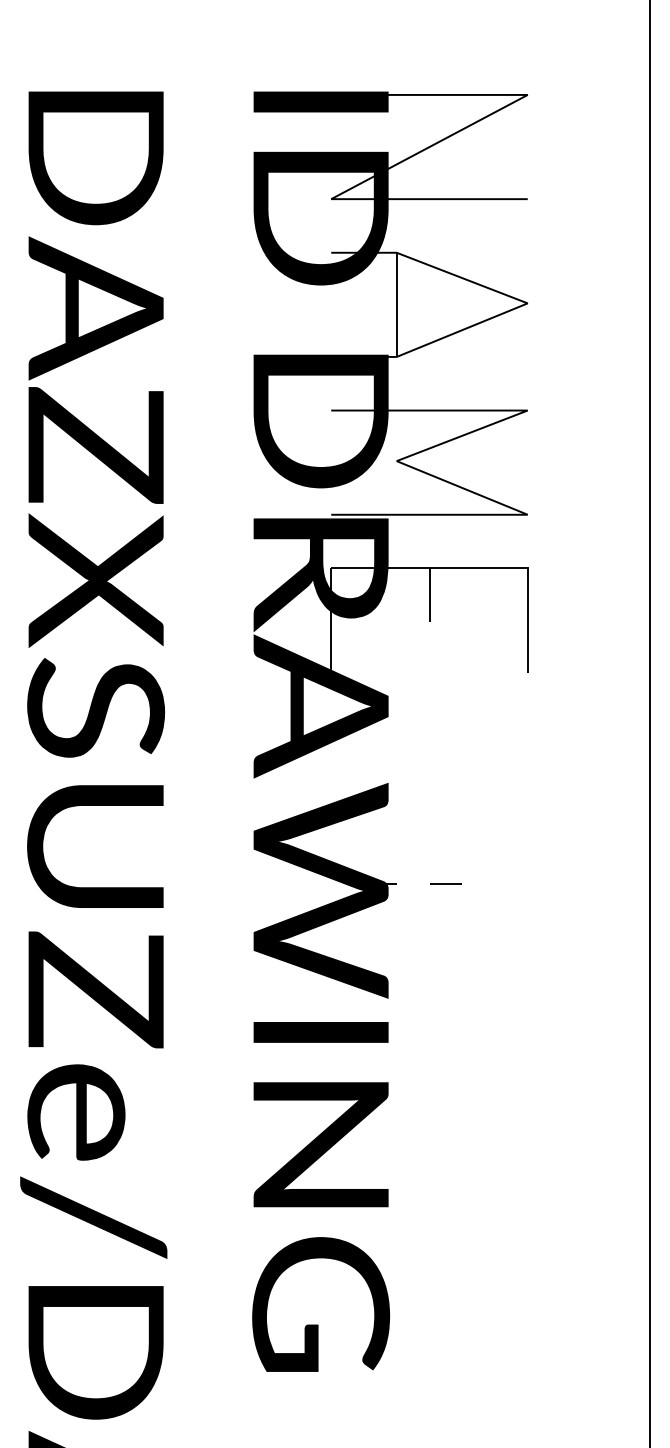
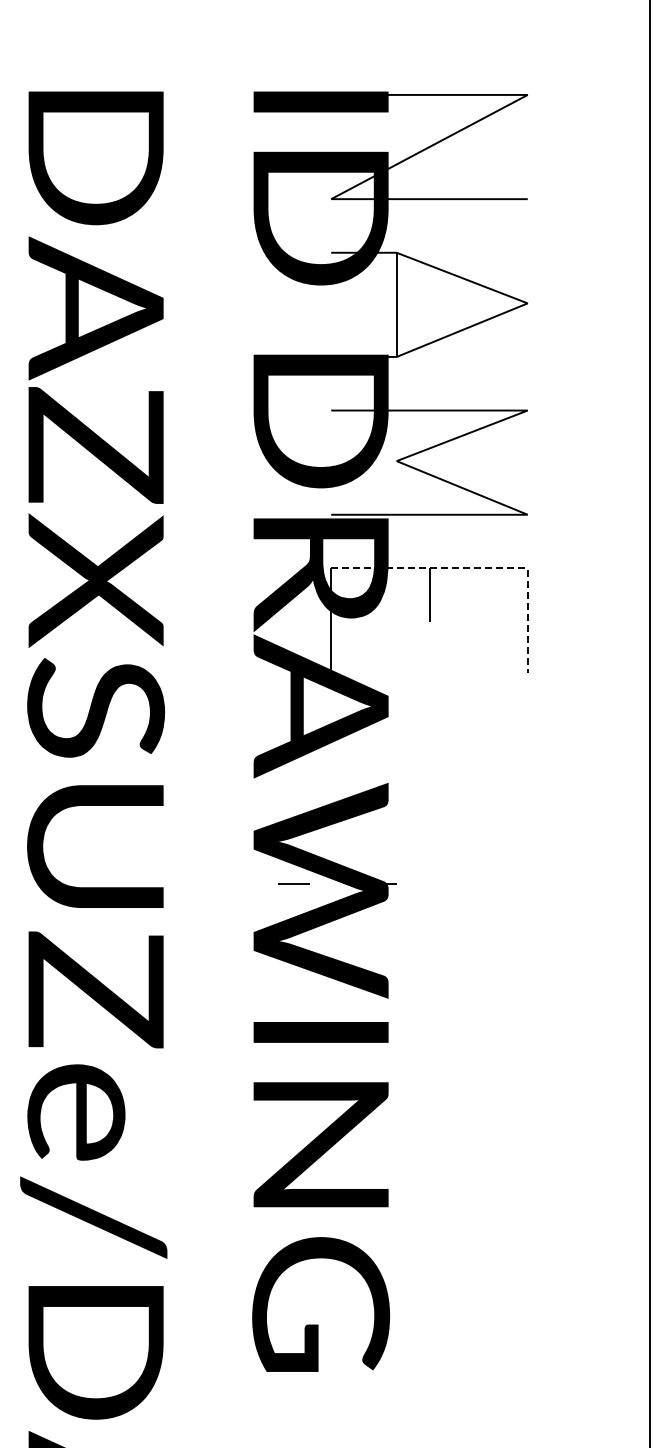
line: solid -> dashed (482, 568)
line position: (445, 883) -> (293, 883) (293, 883)
